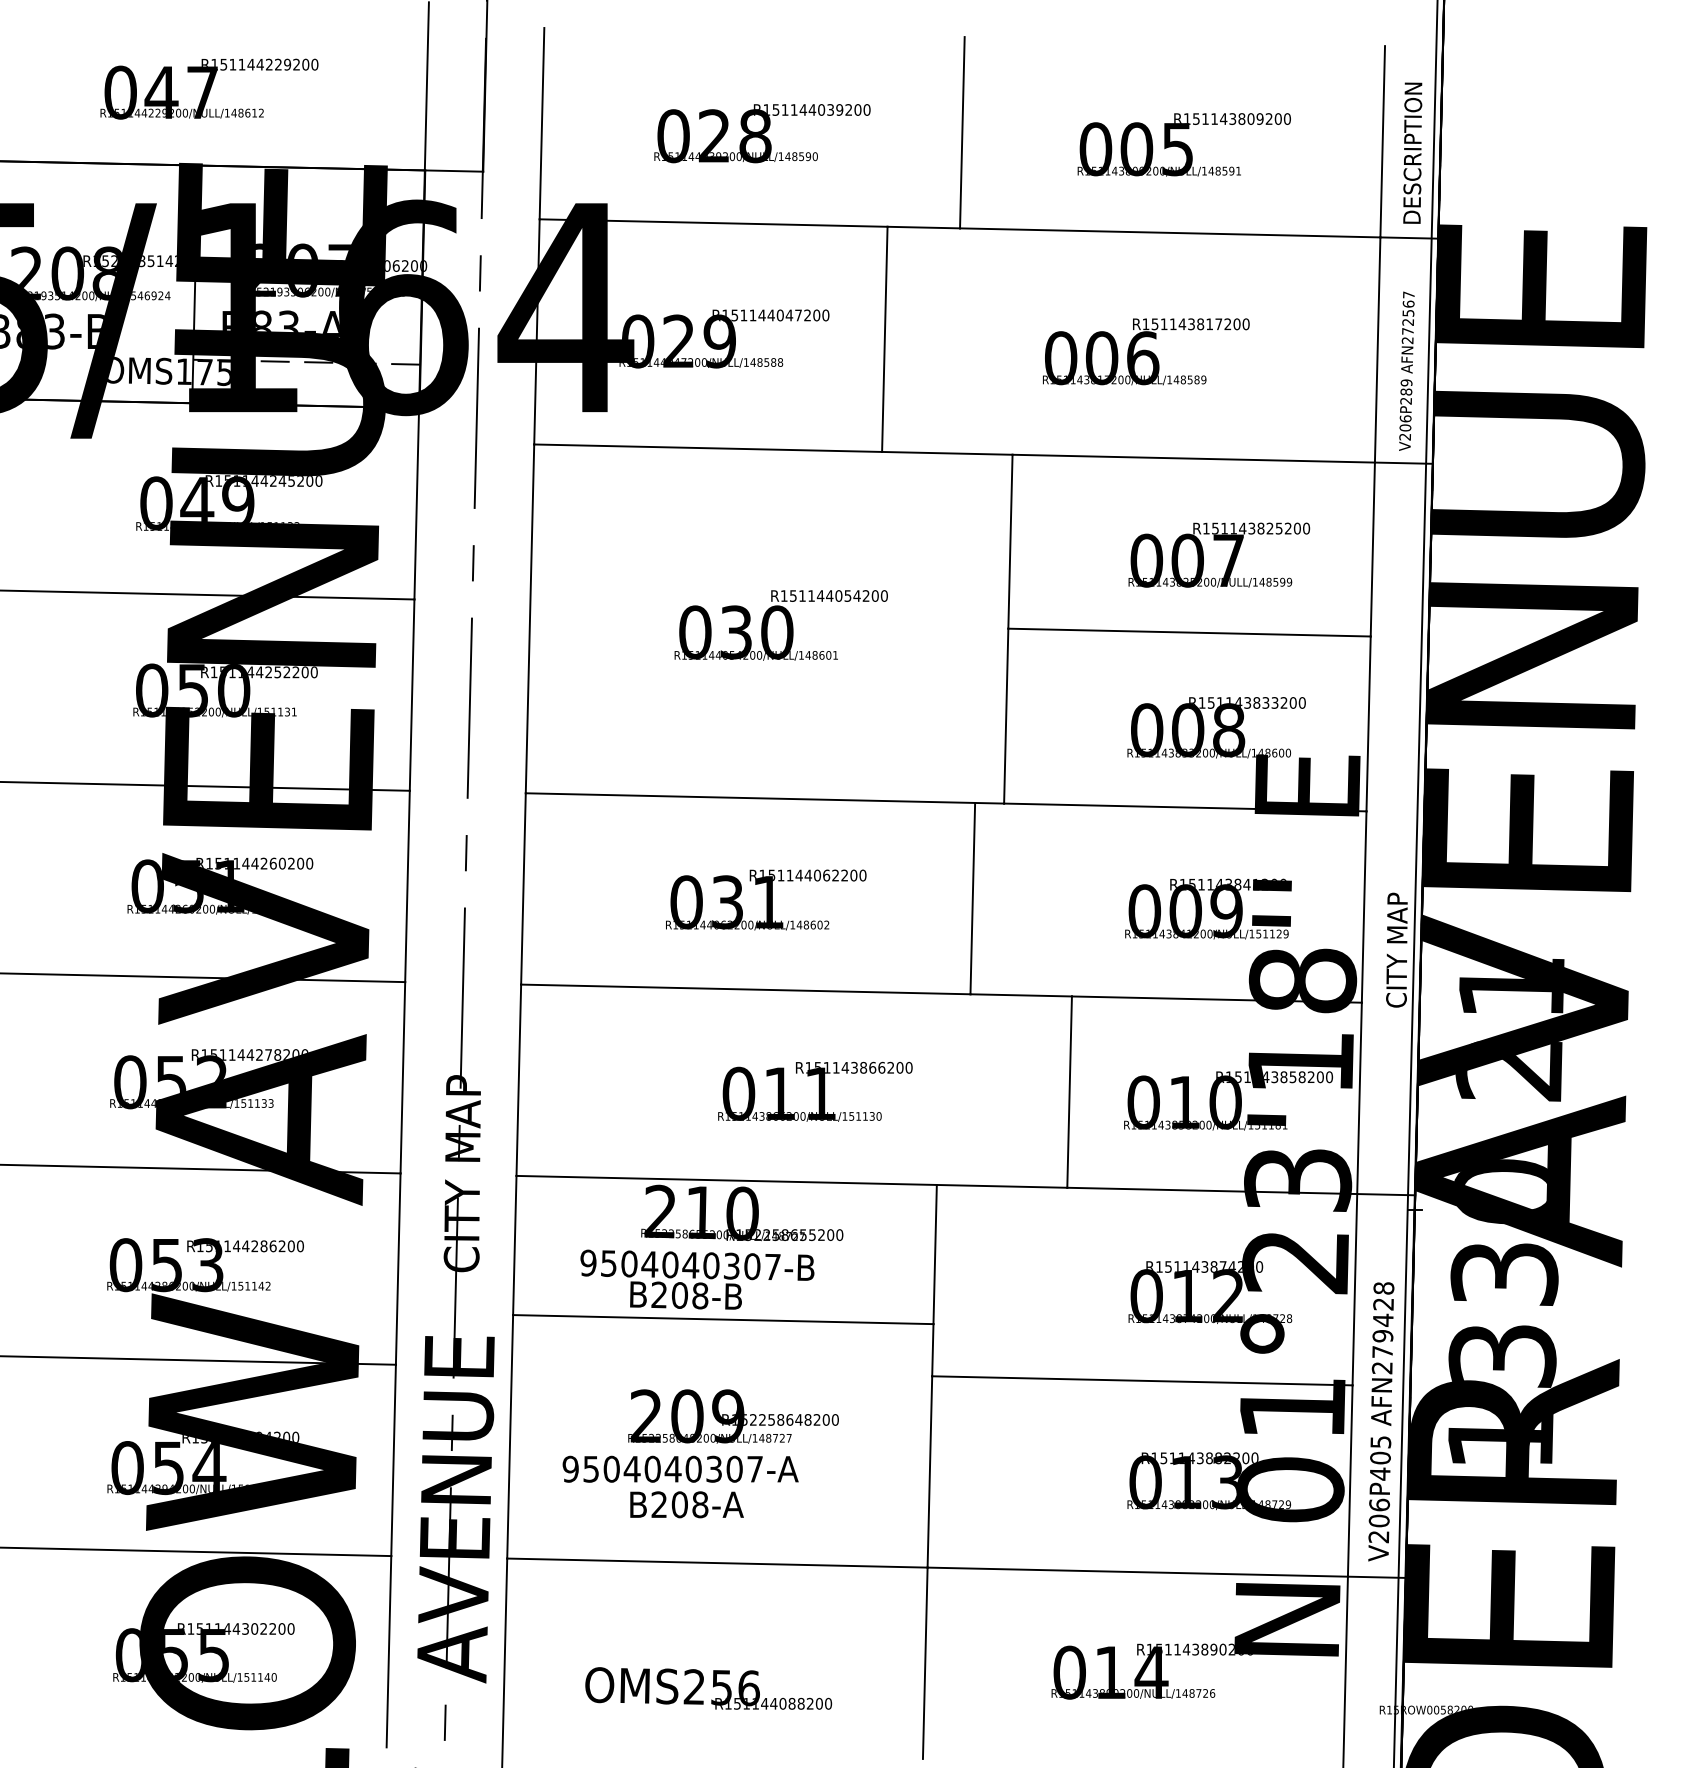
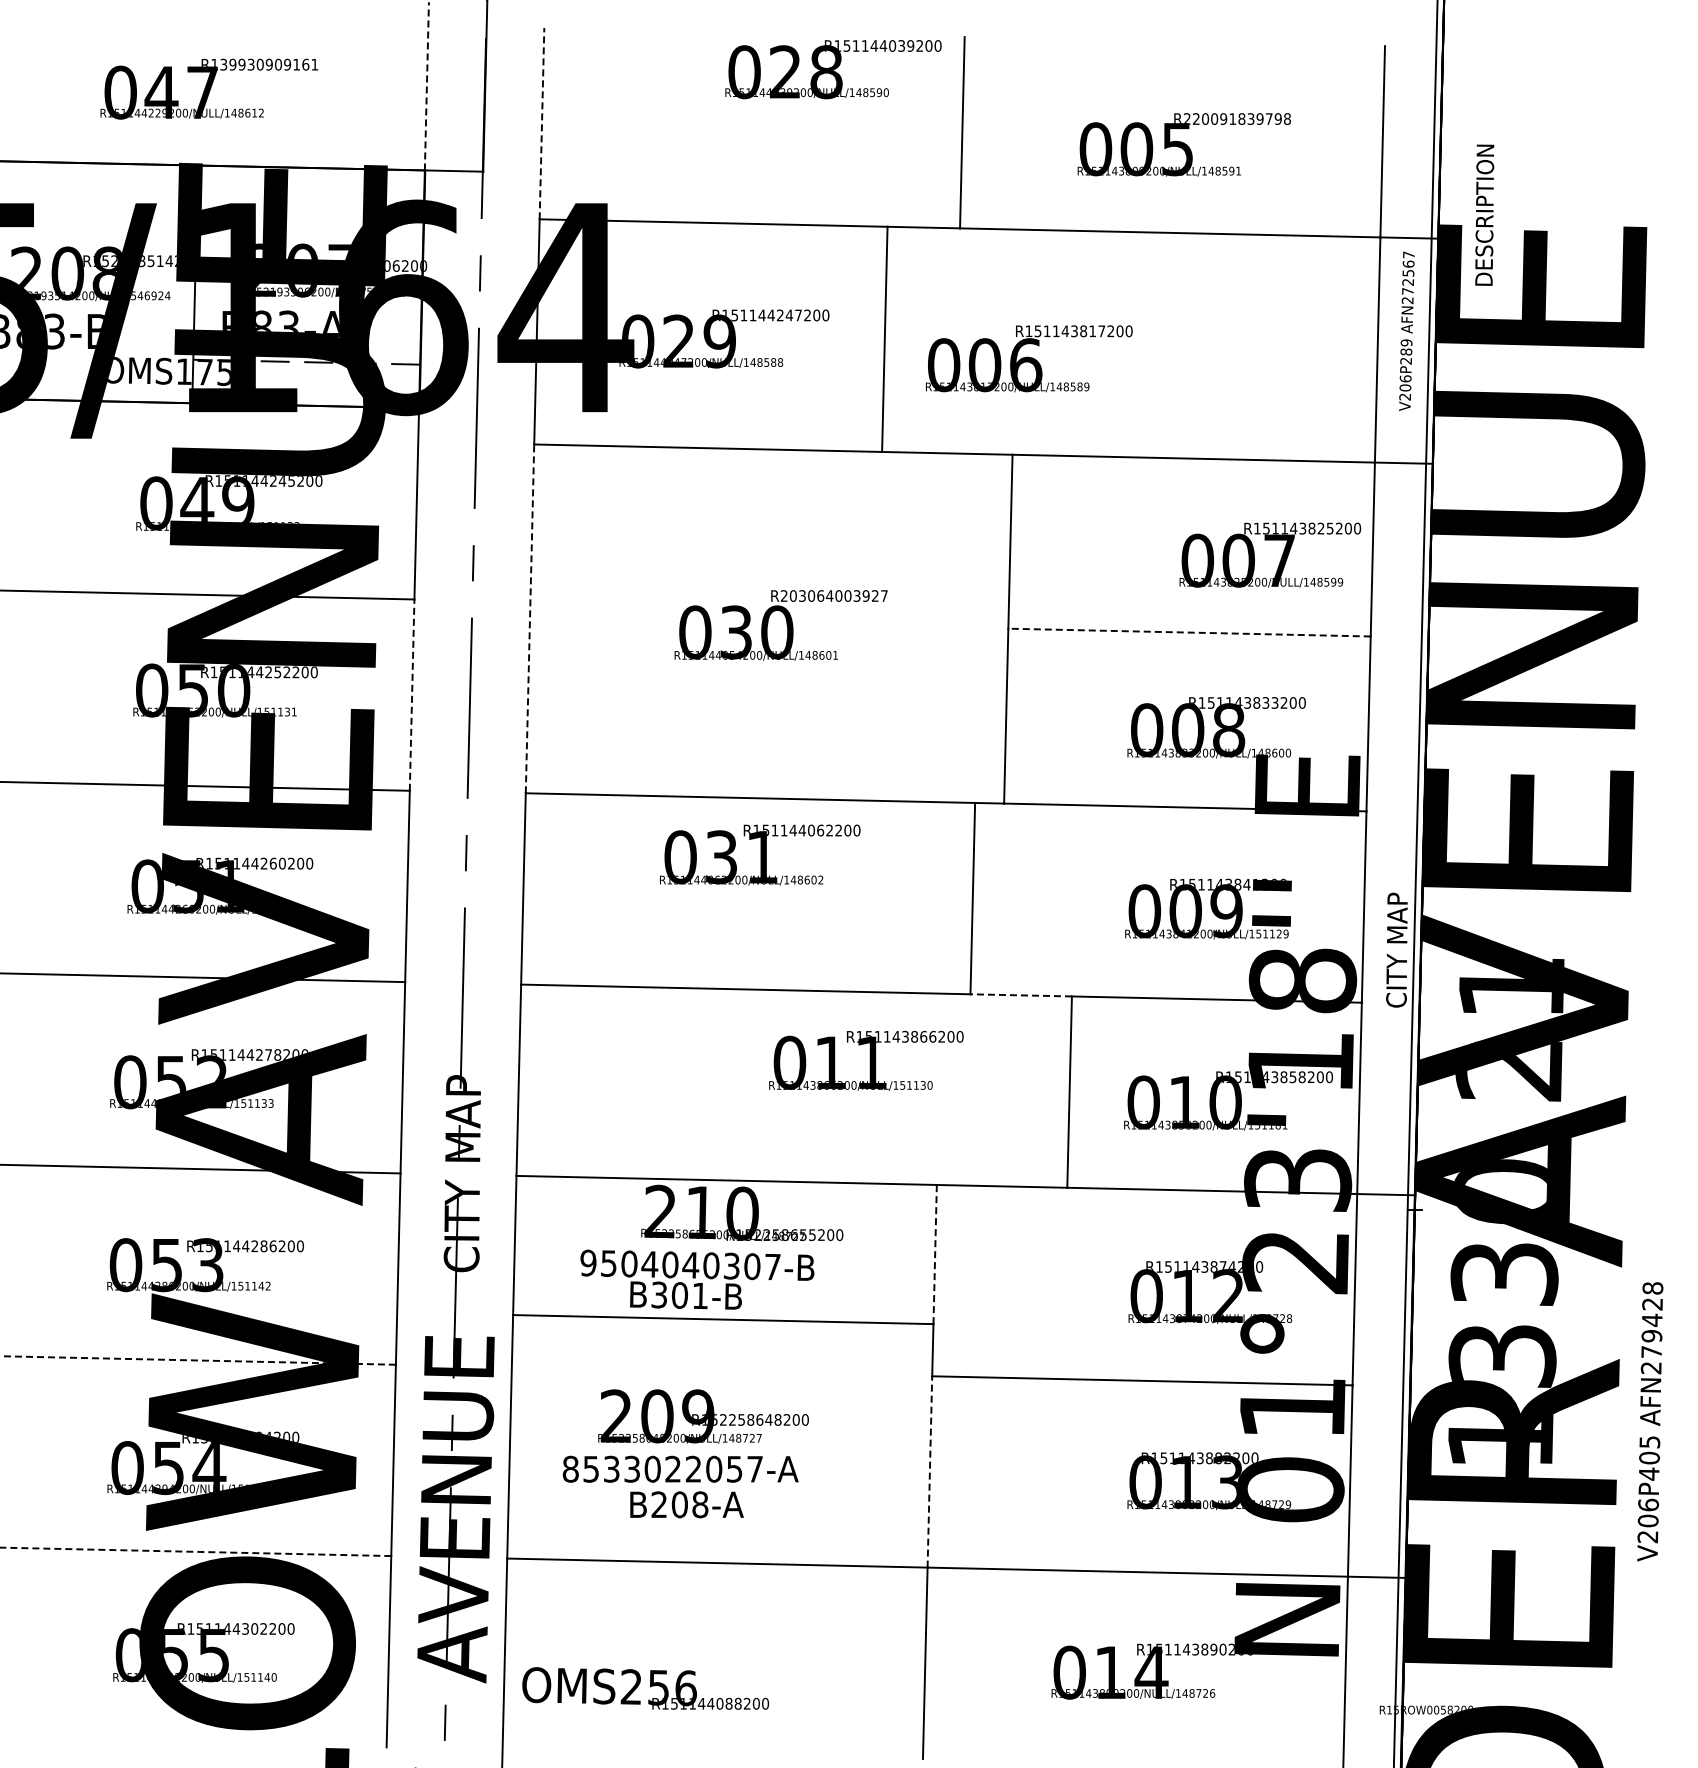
text: R151144229200 -> R139930909161 (269, 64)
line: solid -> dashed (426, 85)
text: R151143809200 -> R220091839798 (1236, 118)
line: solid -> dashed (542, 123)
text position: (762, 133) -> (833, 69) (833, 69)
text position: (1412, 152) -> (1484, 214) (1484, 214)
text: R151144047200 -> R151144247200 (779, 315)
text position: (1146, 351) -> (1029, 358) (1029, 358)
text position: (1406, 370) -> (1406, 330) (1406, 330)
text position: (1219, 554) -> (1270, 554) (1270, 554)
text: R151144054200 -> R203064003927 (833, 595)
line: solid -> dashed (530, 618)
line: solid -> dashed (1189, 632)
line: solid -> dashed (412, 695)
text position: (766, 899) -> (760, 854) (760, 854)
line: solid -> dashed (1021, 995)
text position: (815, 1091) -> (866, 1060) (866, 1060)
line: solid -> dashed (935, 1254)
text: B208-B -> B301-B (679, 1295)
line: solid -> dashed (198, 1360)
text position: (733, 1416) -> (703, 1416) (703, 1416)
text position: (1381, 1421) -> (1650, 1421) (1650, 1421)
text: 9504040307-A -> 8533022057-A (652, 1468)
line: solid -> dashed (929, 1471)
line: solid -> dashed (195, 1551)
text position: (708, 1688) -> (645, 1688) (645, 1688)
